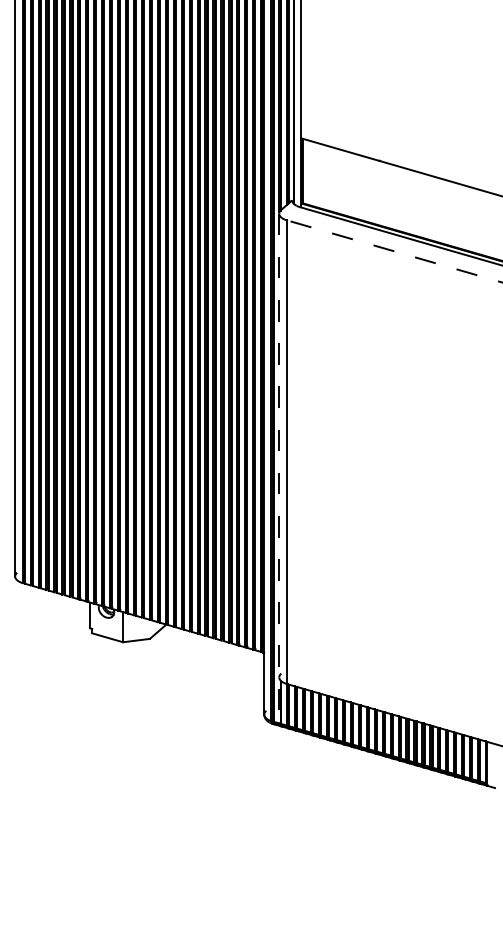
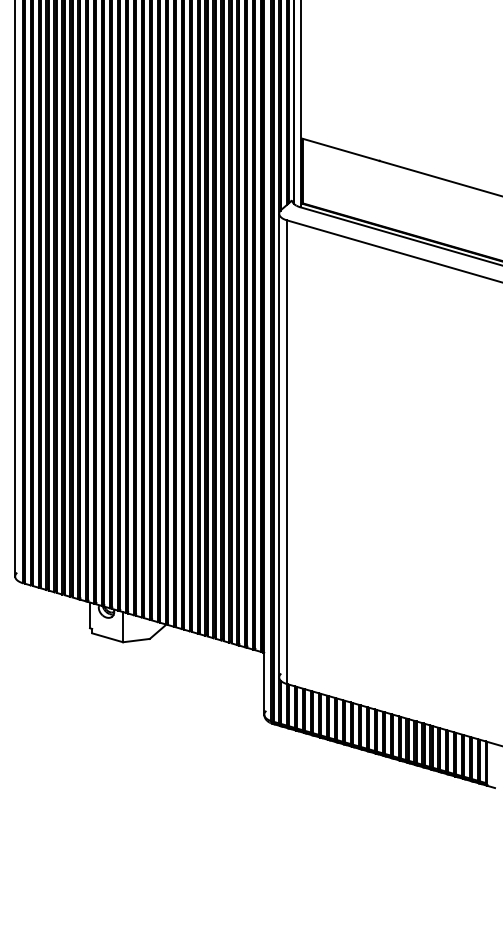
line: dashed -> solid (394, 251)
line: dashed -> solid (279, 468)
